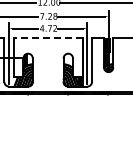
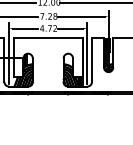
line: dashed -> solid (47, 38)
